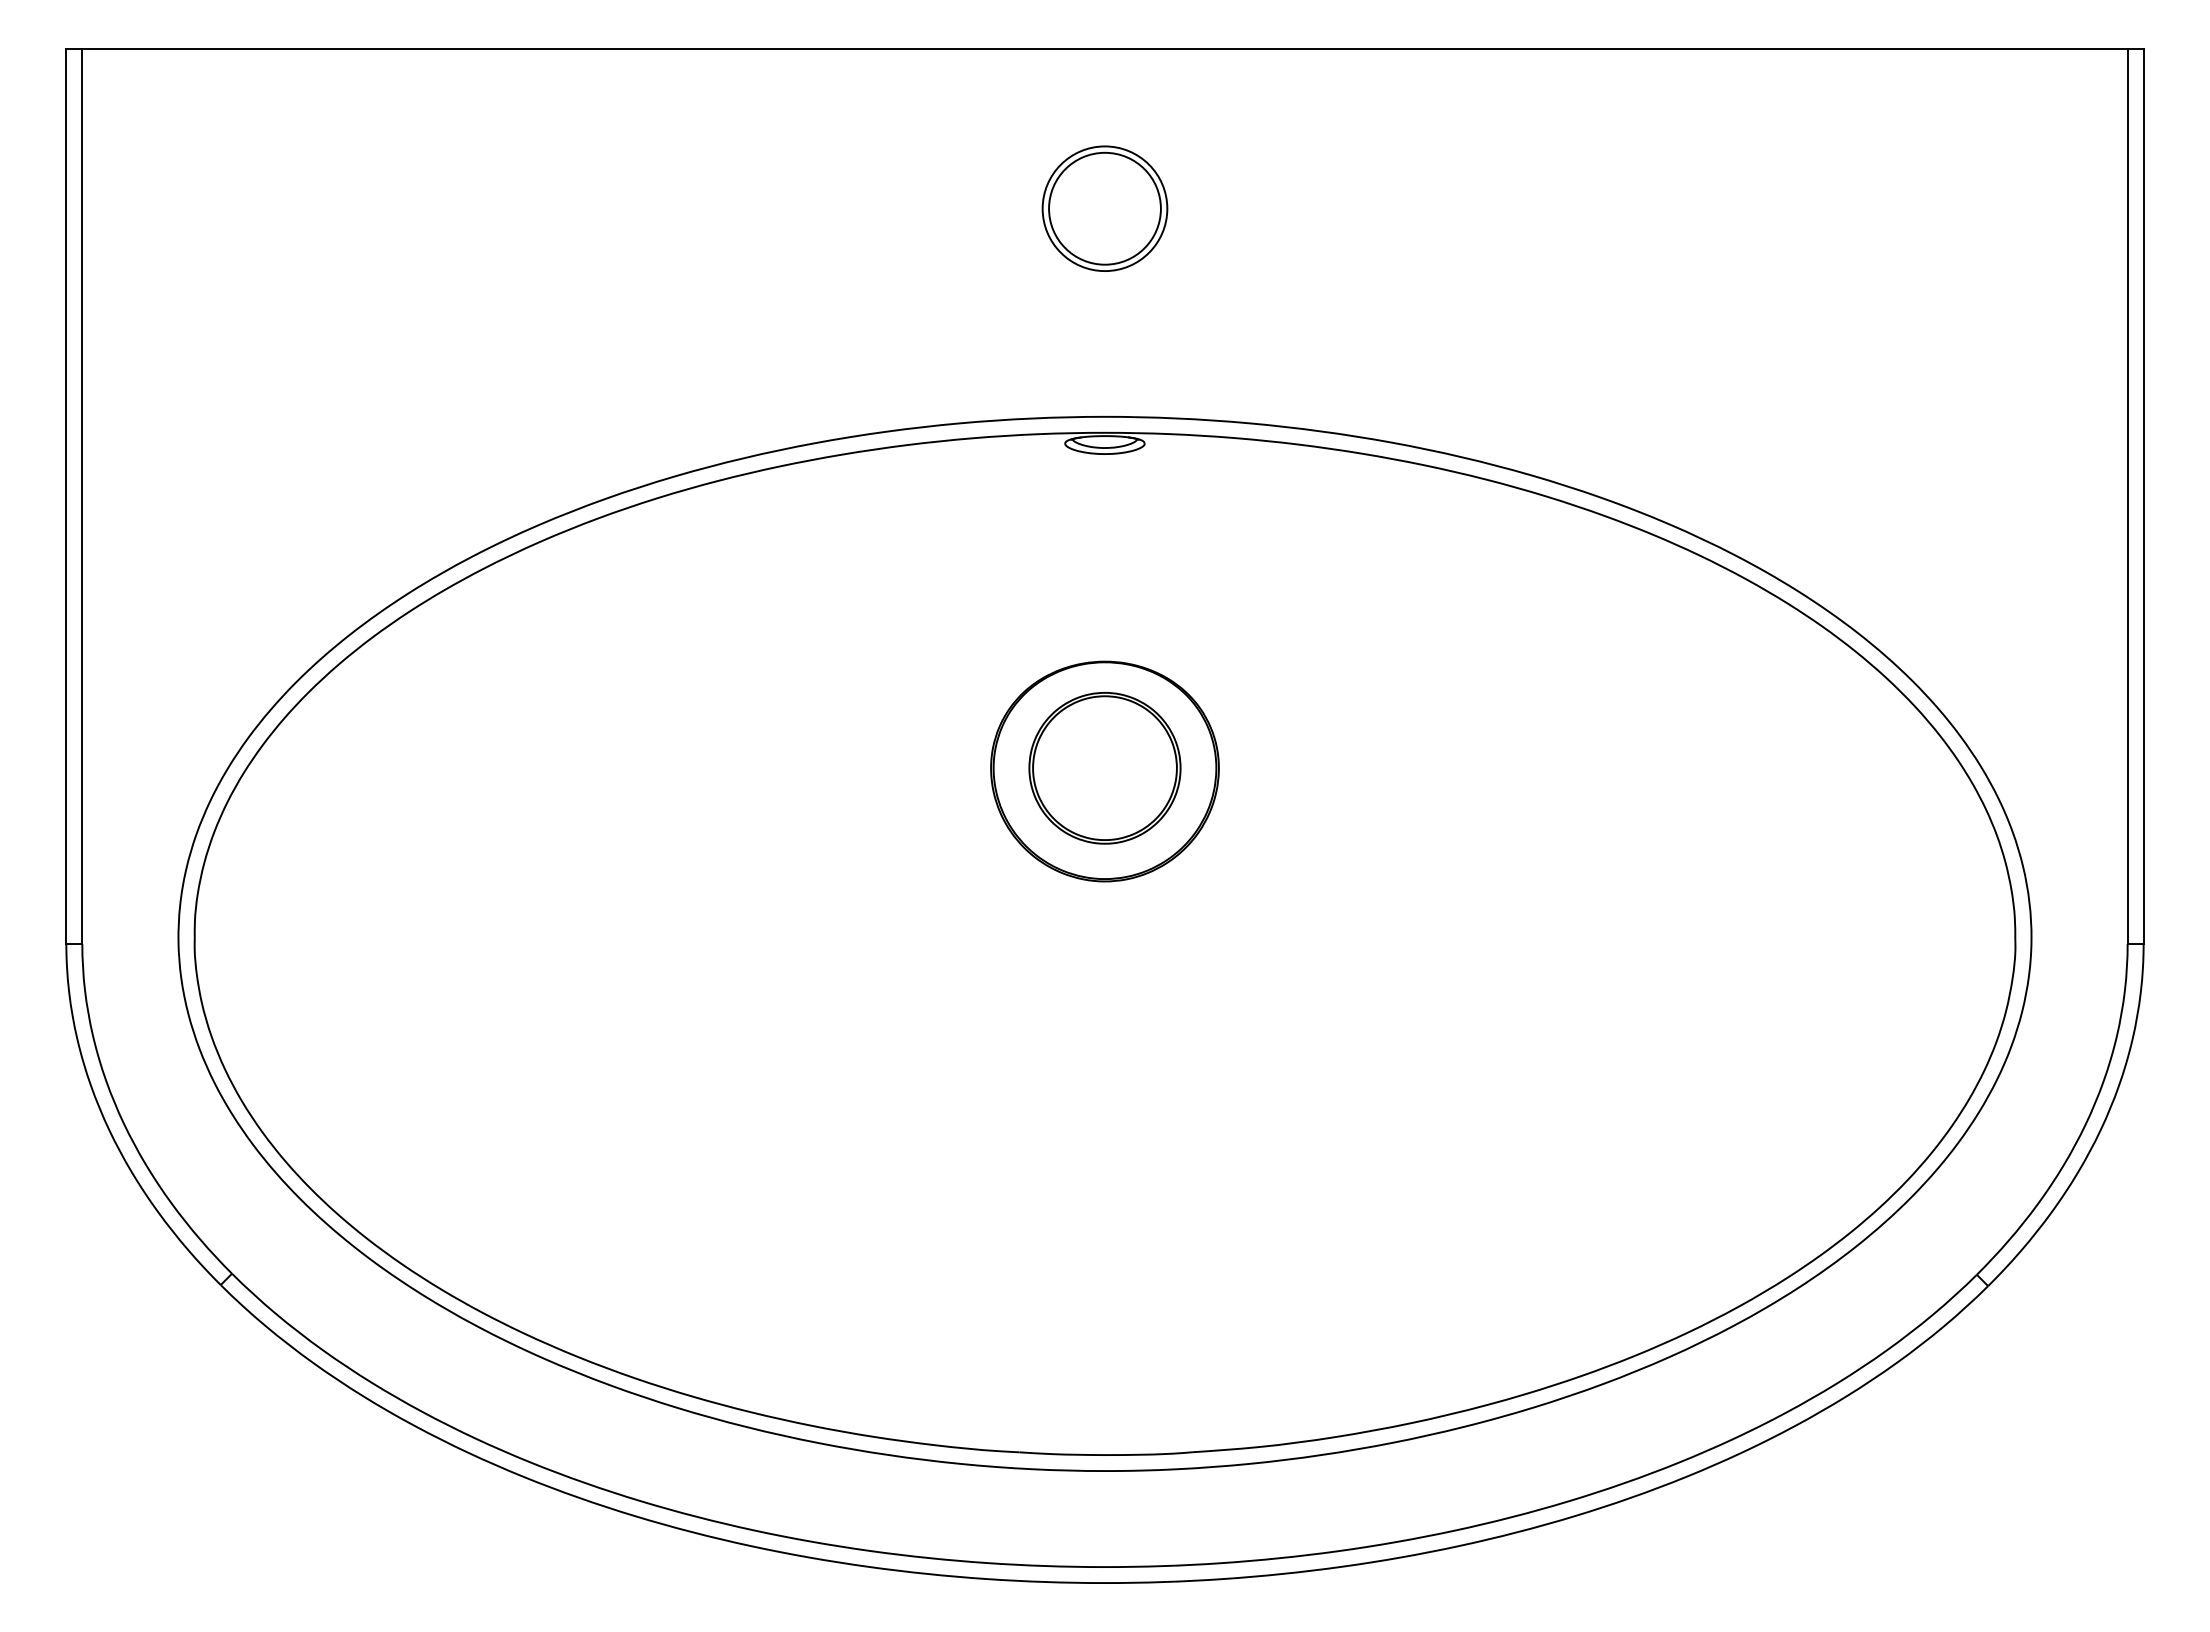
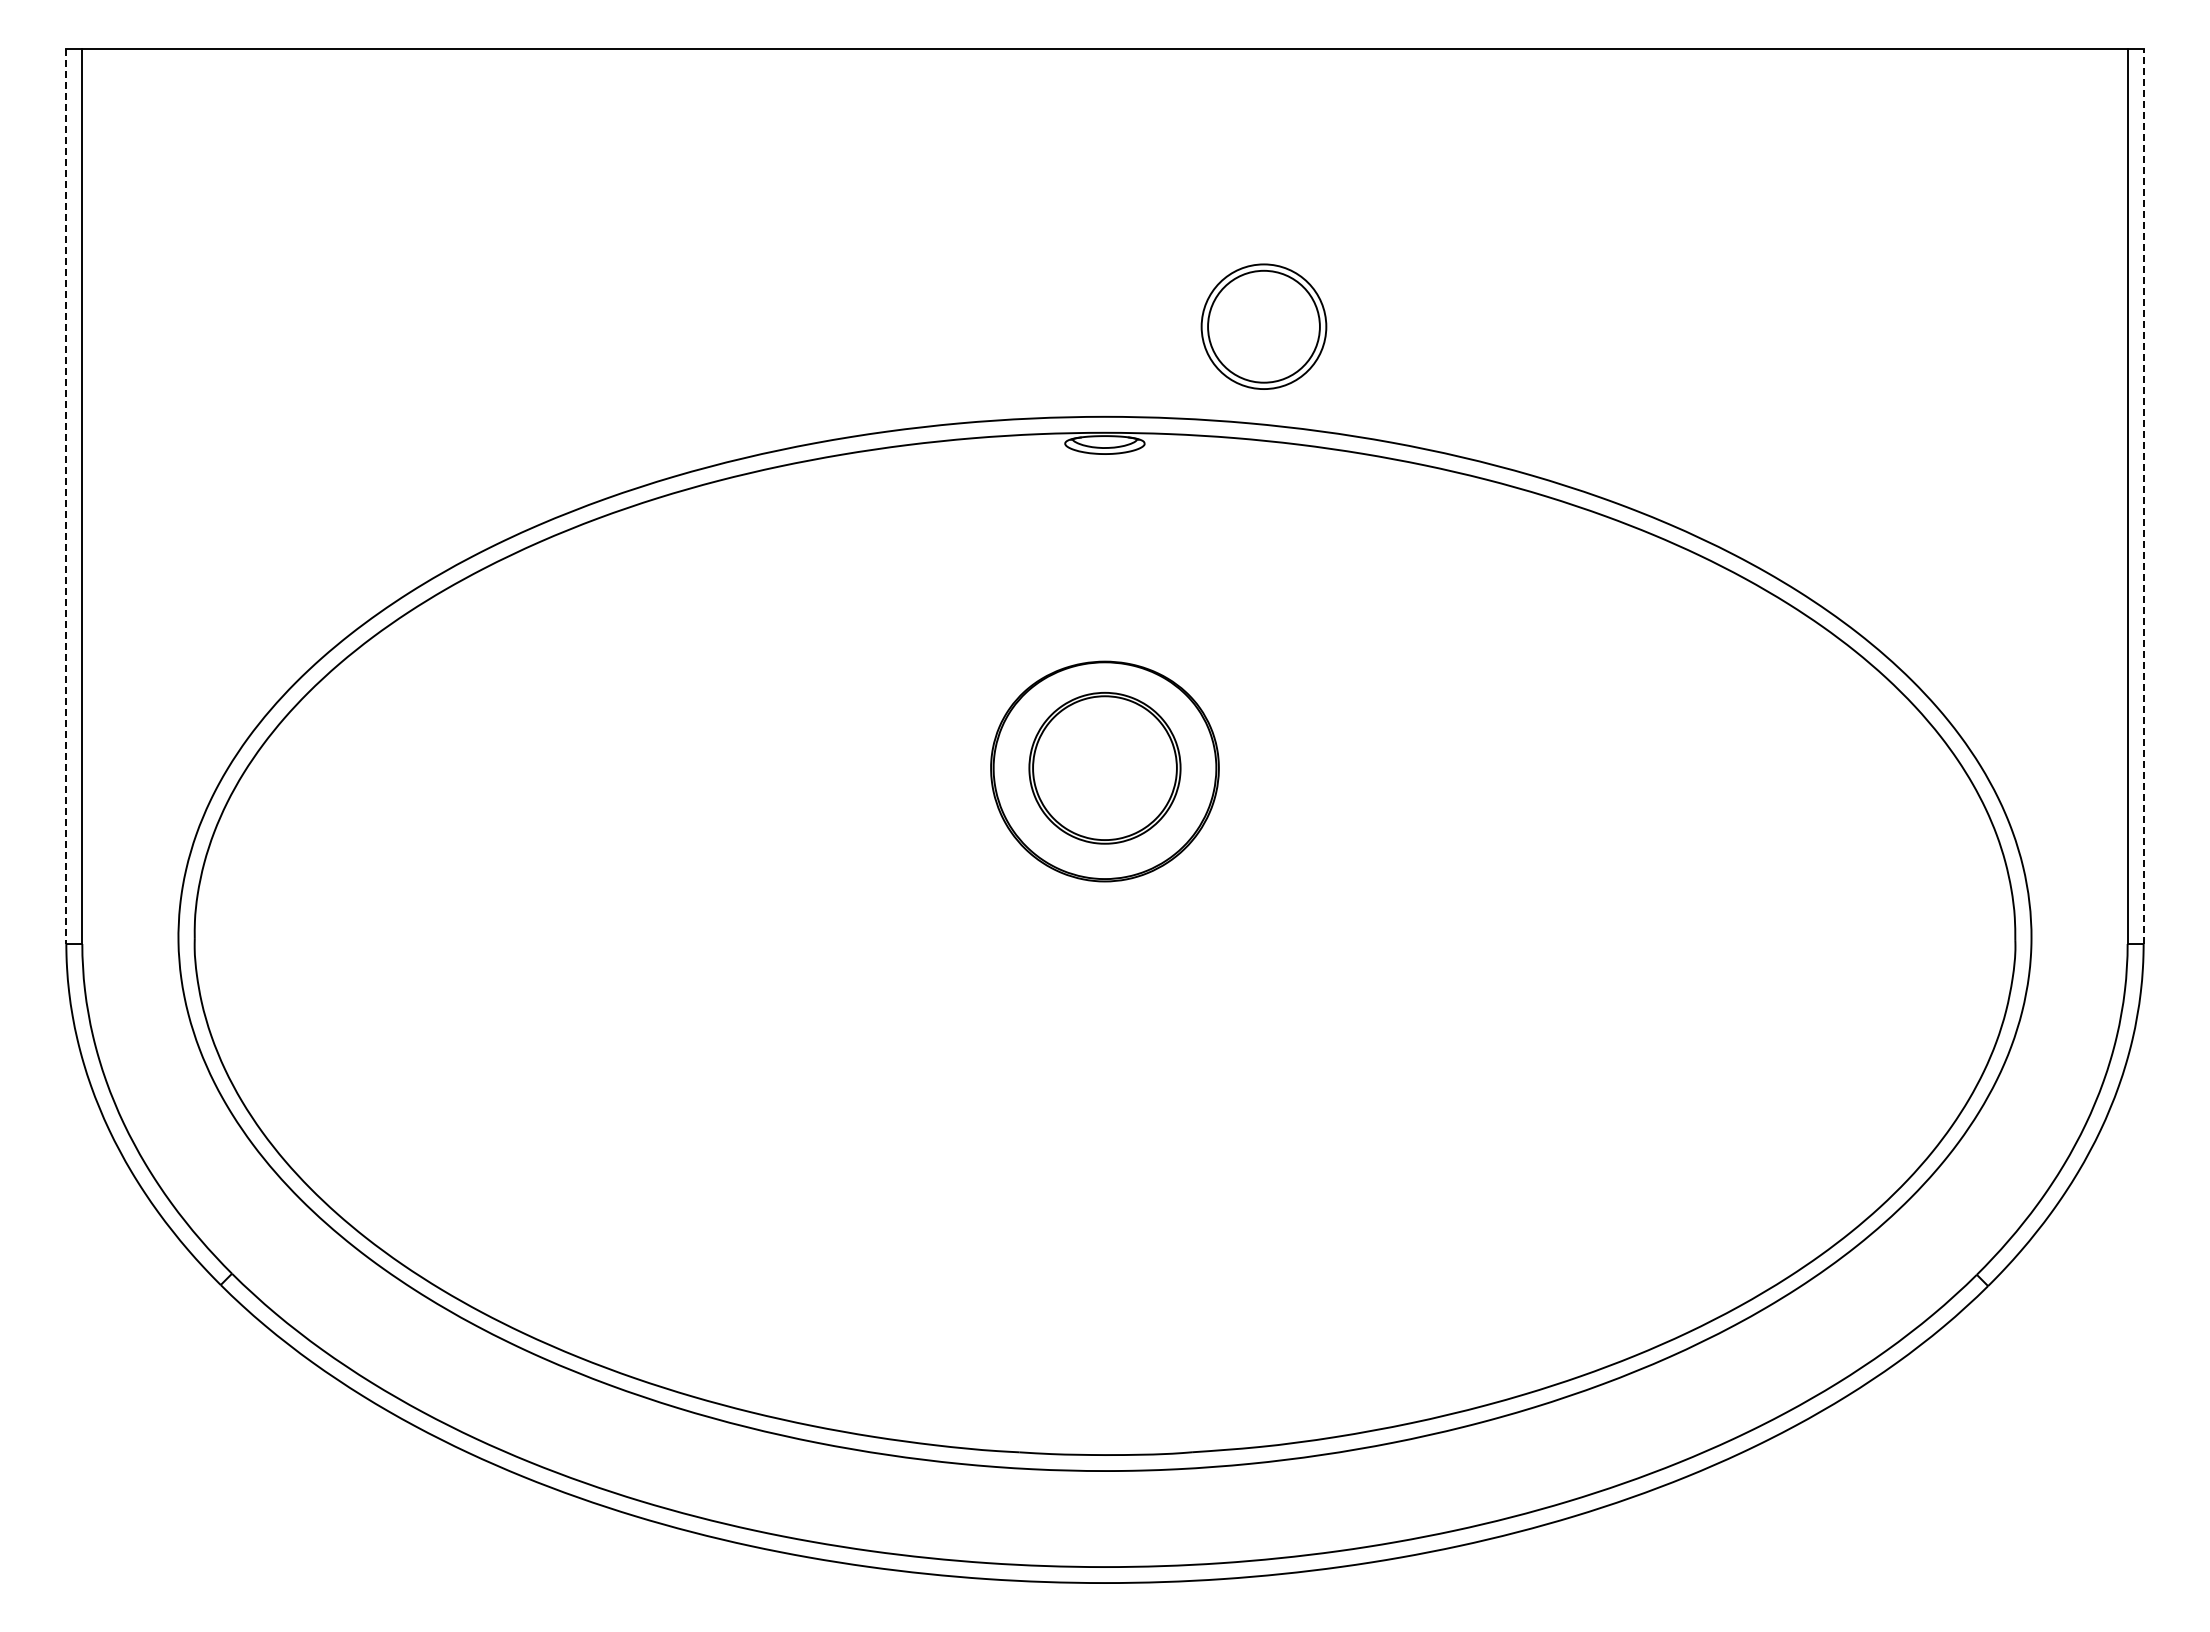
part position: (1104, 208) -> (1263, 326) (1263, 326)
line: solid -> dashed (66, 496)
line: solid -> dashed (2143, 496)
